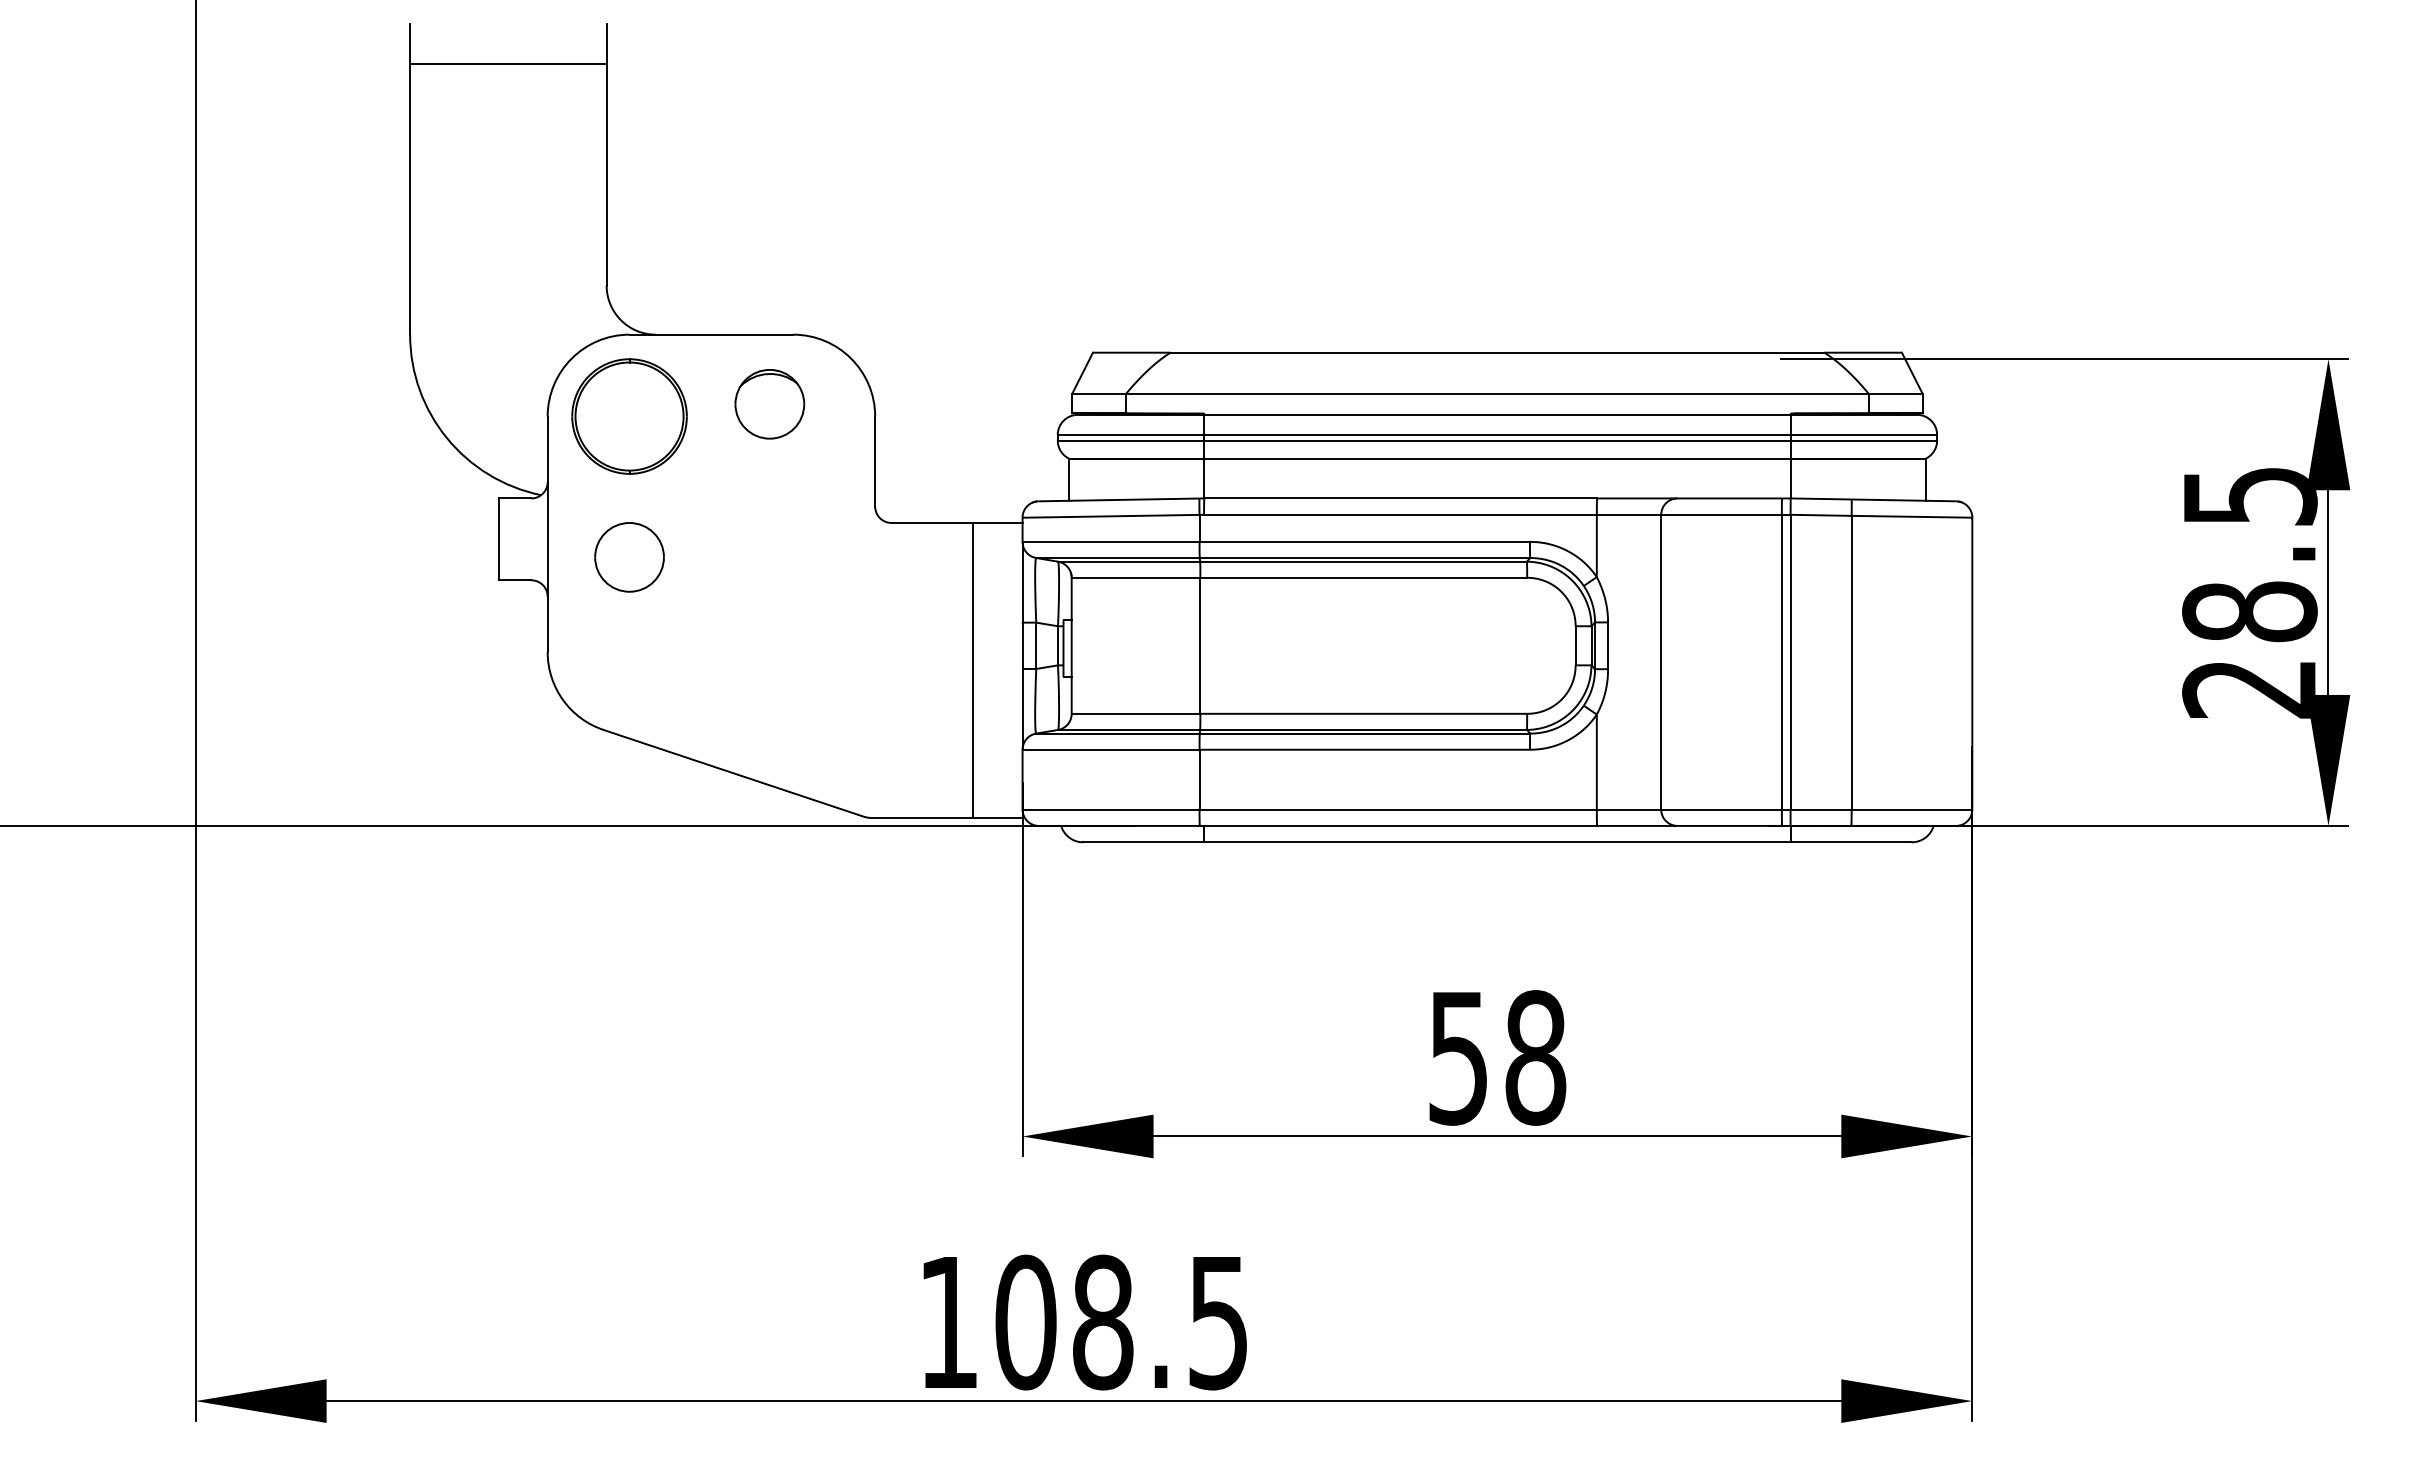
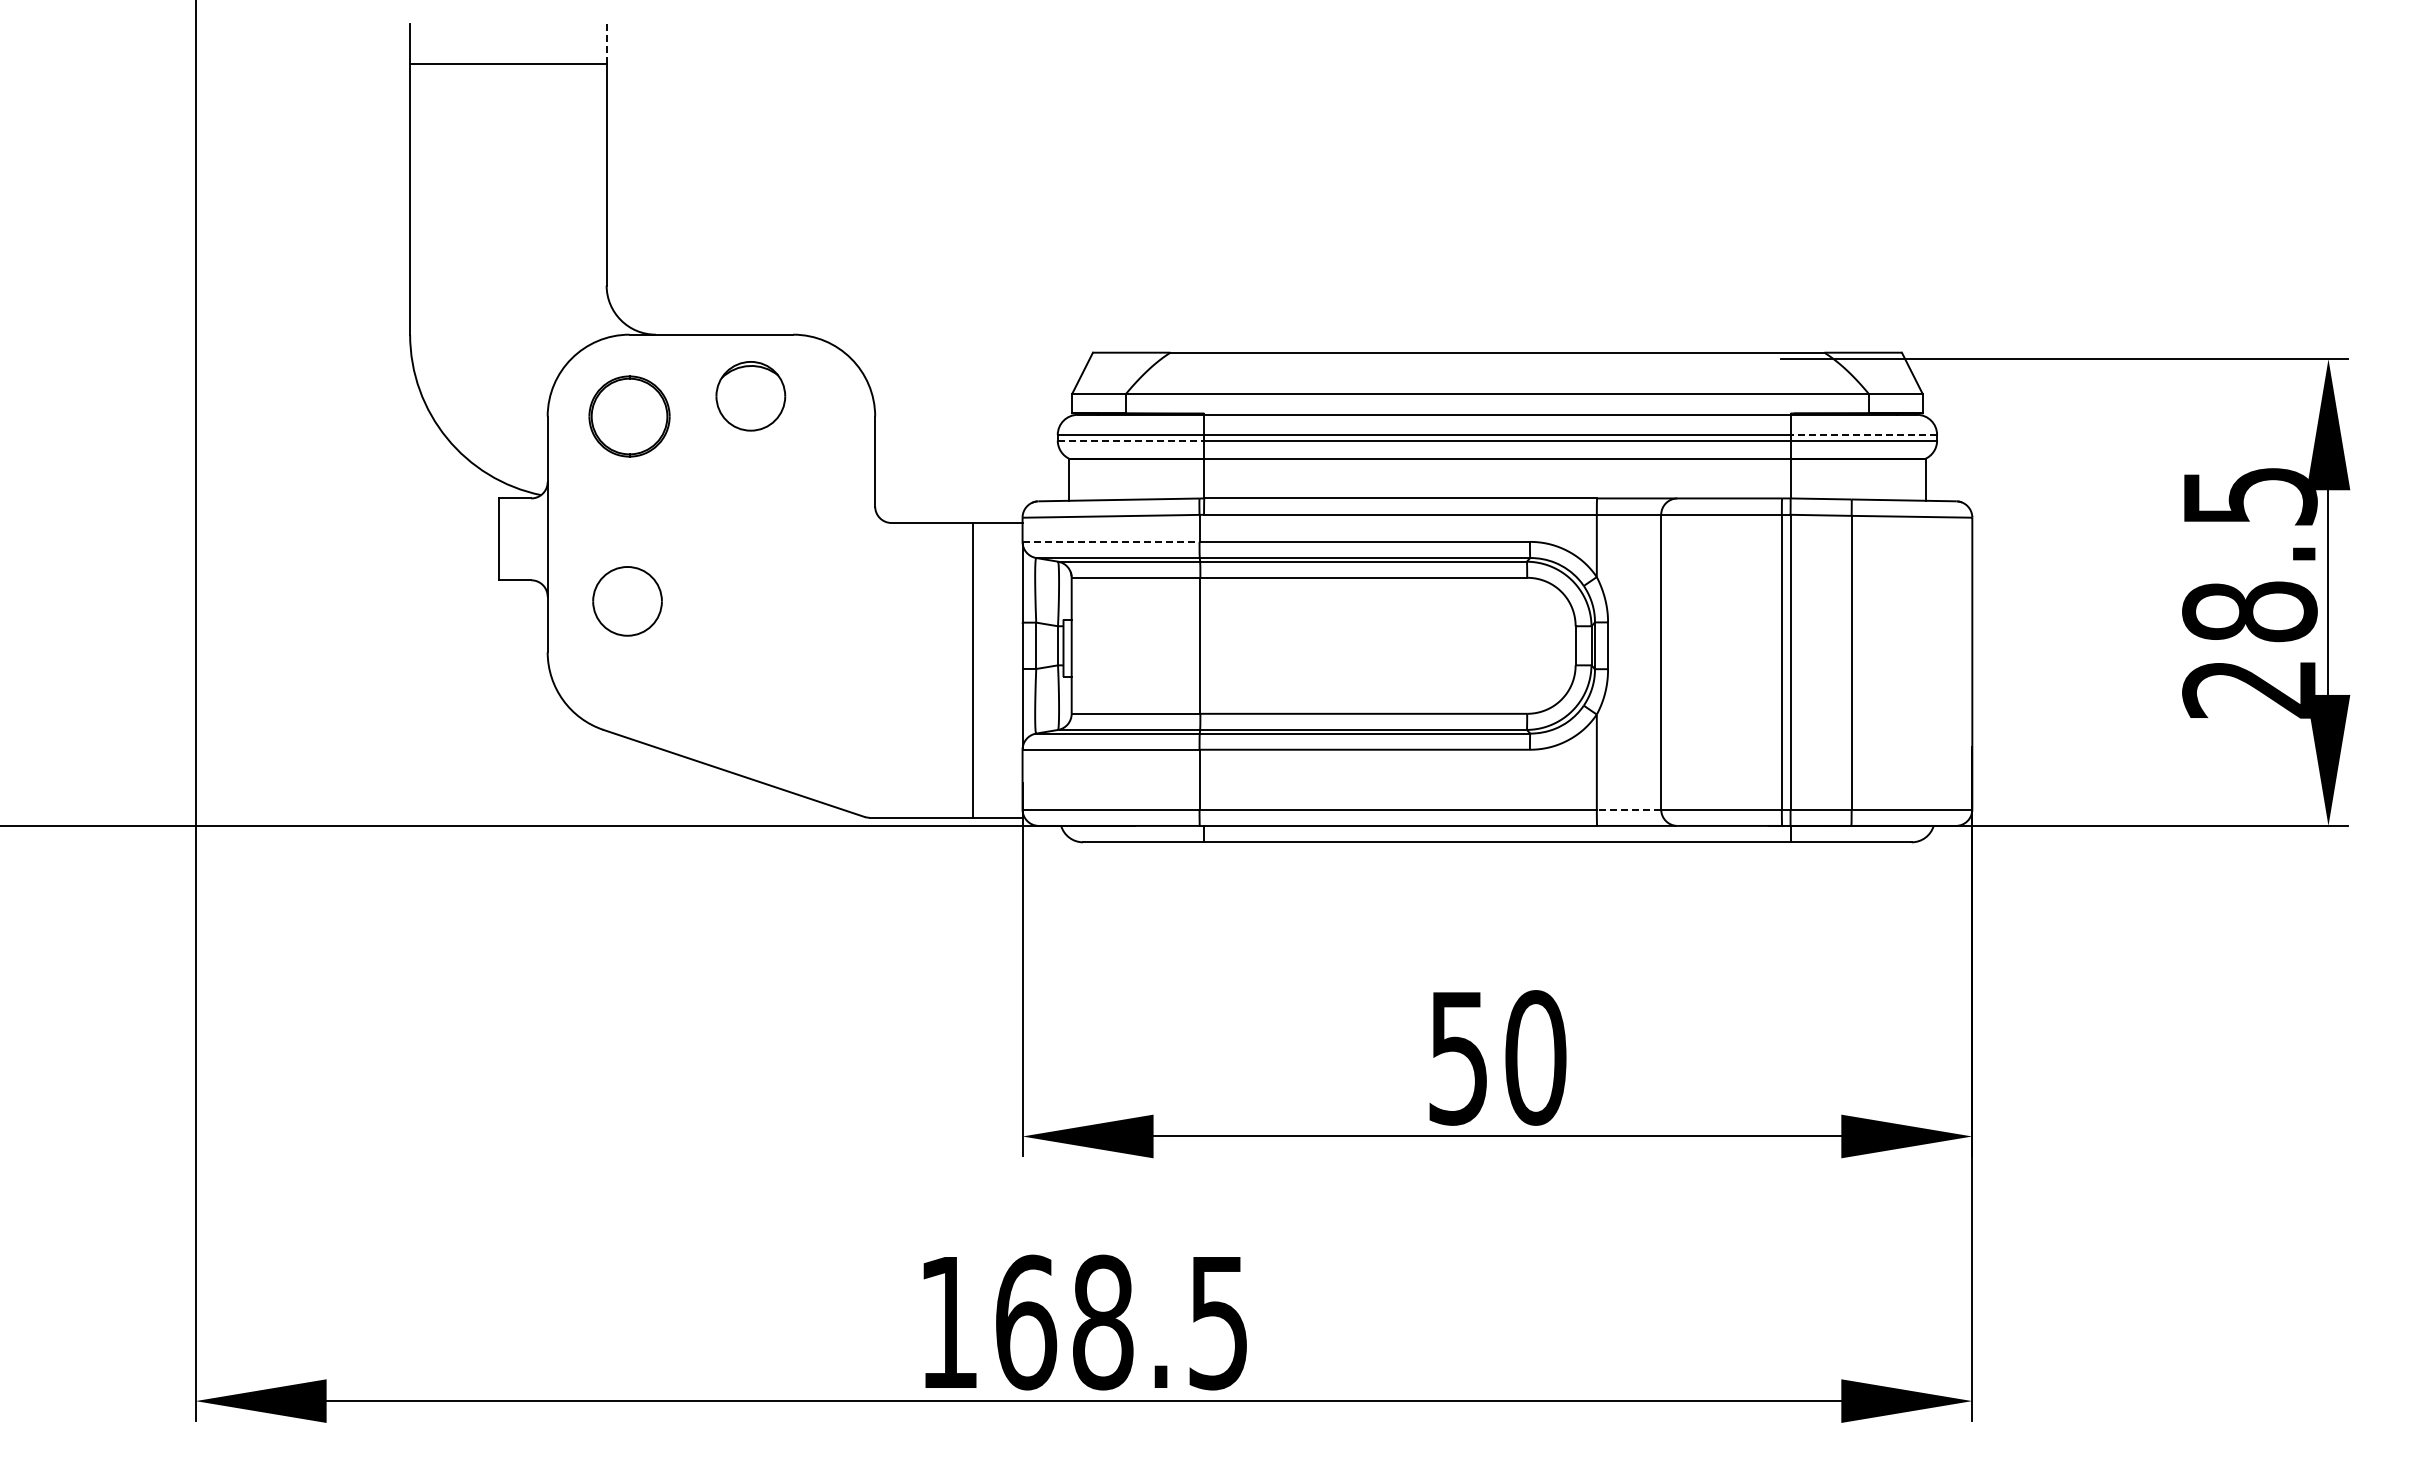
line: solid -> dashed (606, 44)
part position: (769, 404) -> (750, 396) (750, 396)
part size: 117x117 px -> 83x83 px (629, 416)
line: solid -> dashed (1863, 434)
line: solid -> dashed (1131, 440)
line: solid -> dashed (1111, 541)
part position: (629, 557) -> (627, 601) (627, 601)
line: solid -> dashed (1628, 809)
text: 58 -> 50 (1535, 1057)
text: 108.5 -> 168.5 (1026, 1322)
